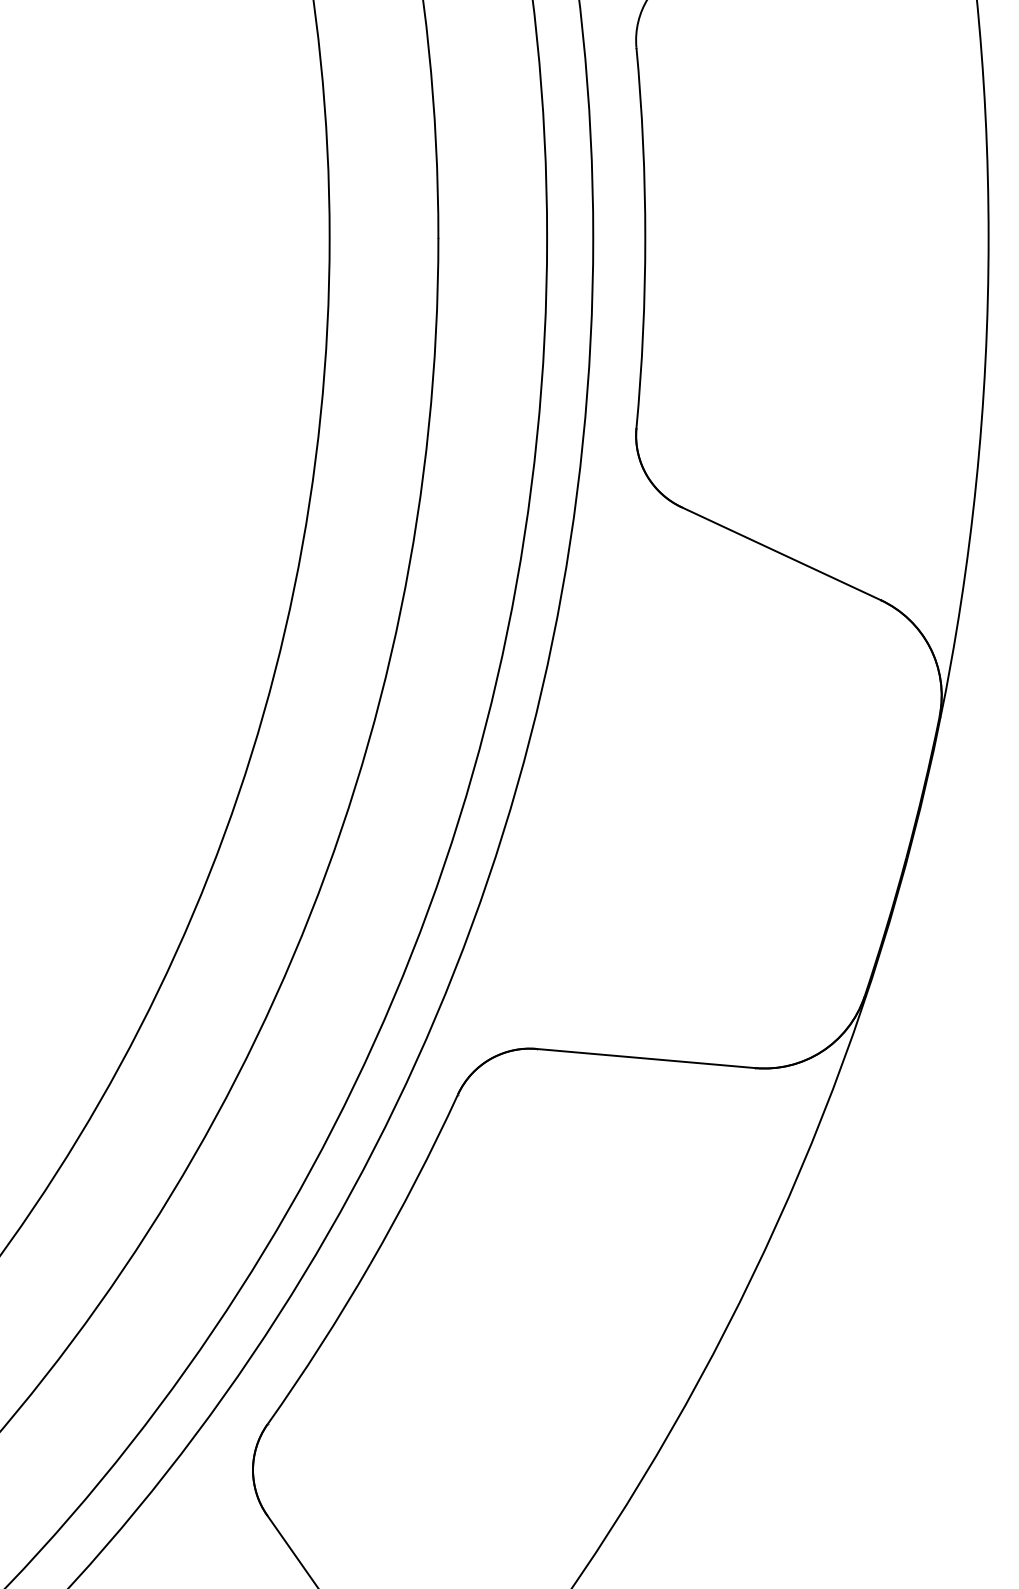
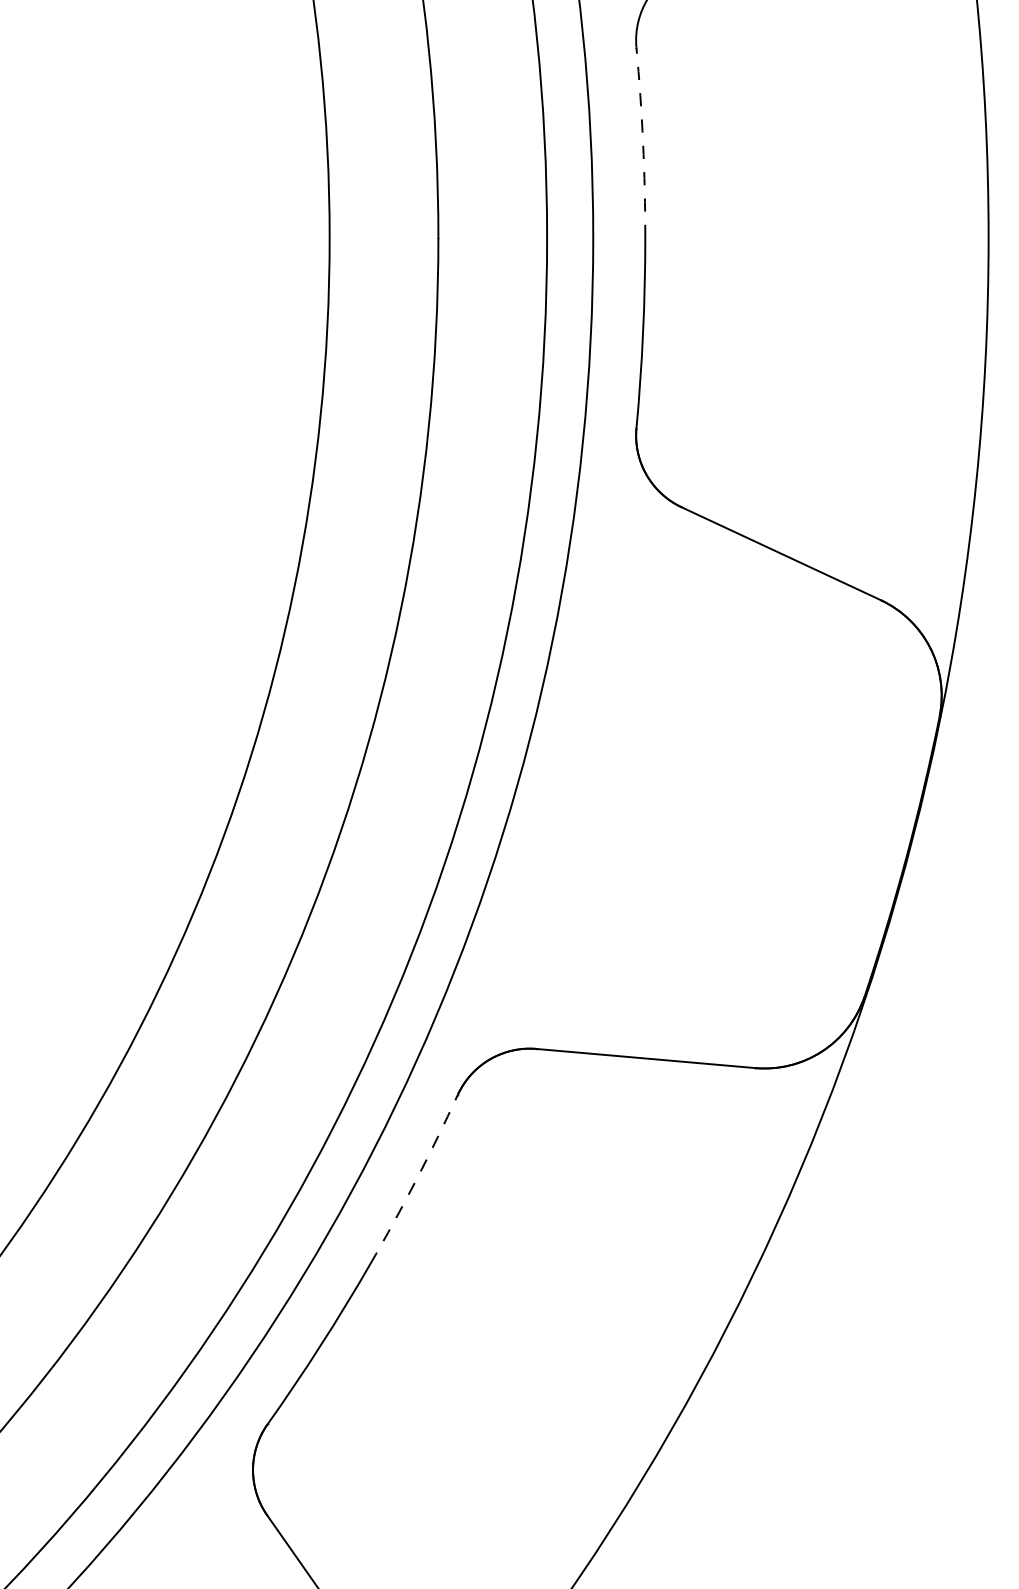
arc: solid -> dashed (643, 142)
arc: solid -> dashed (416, 1180)
